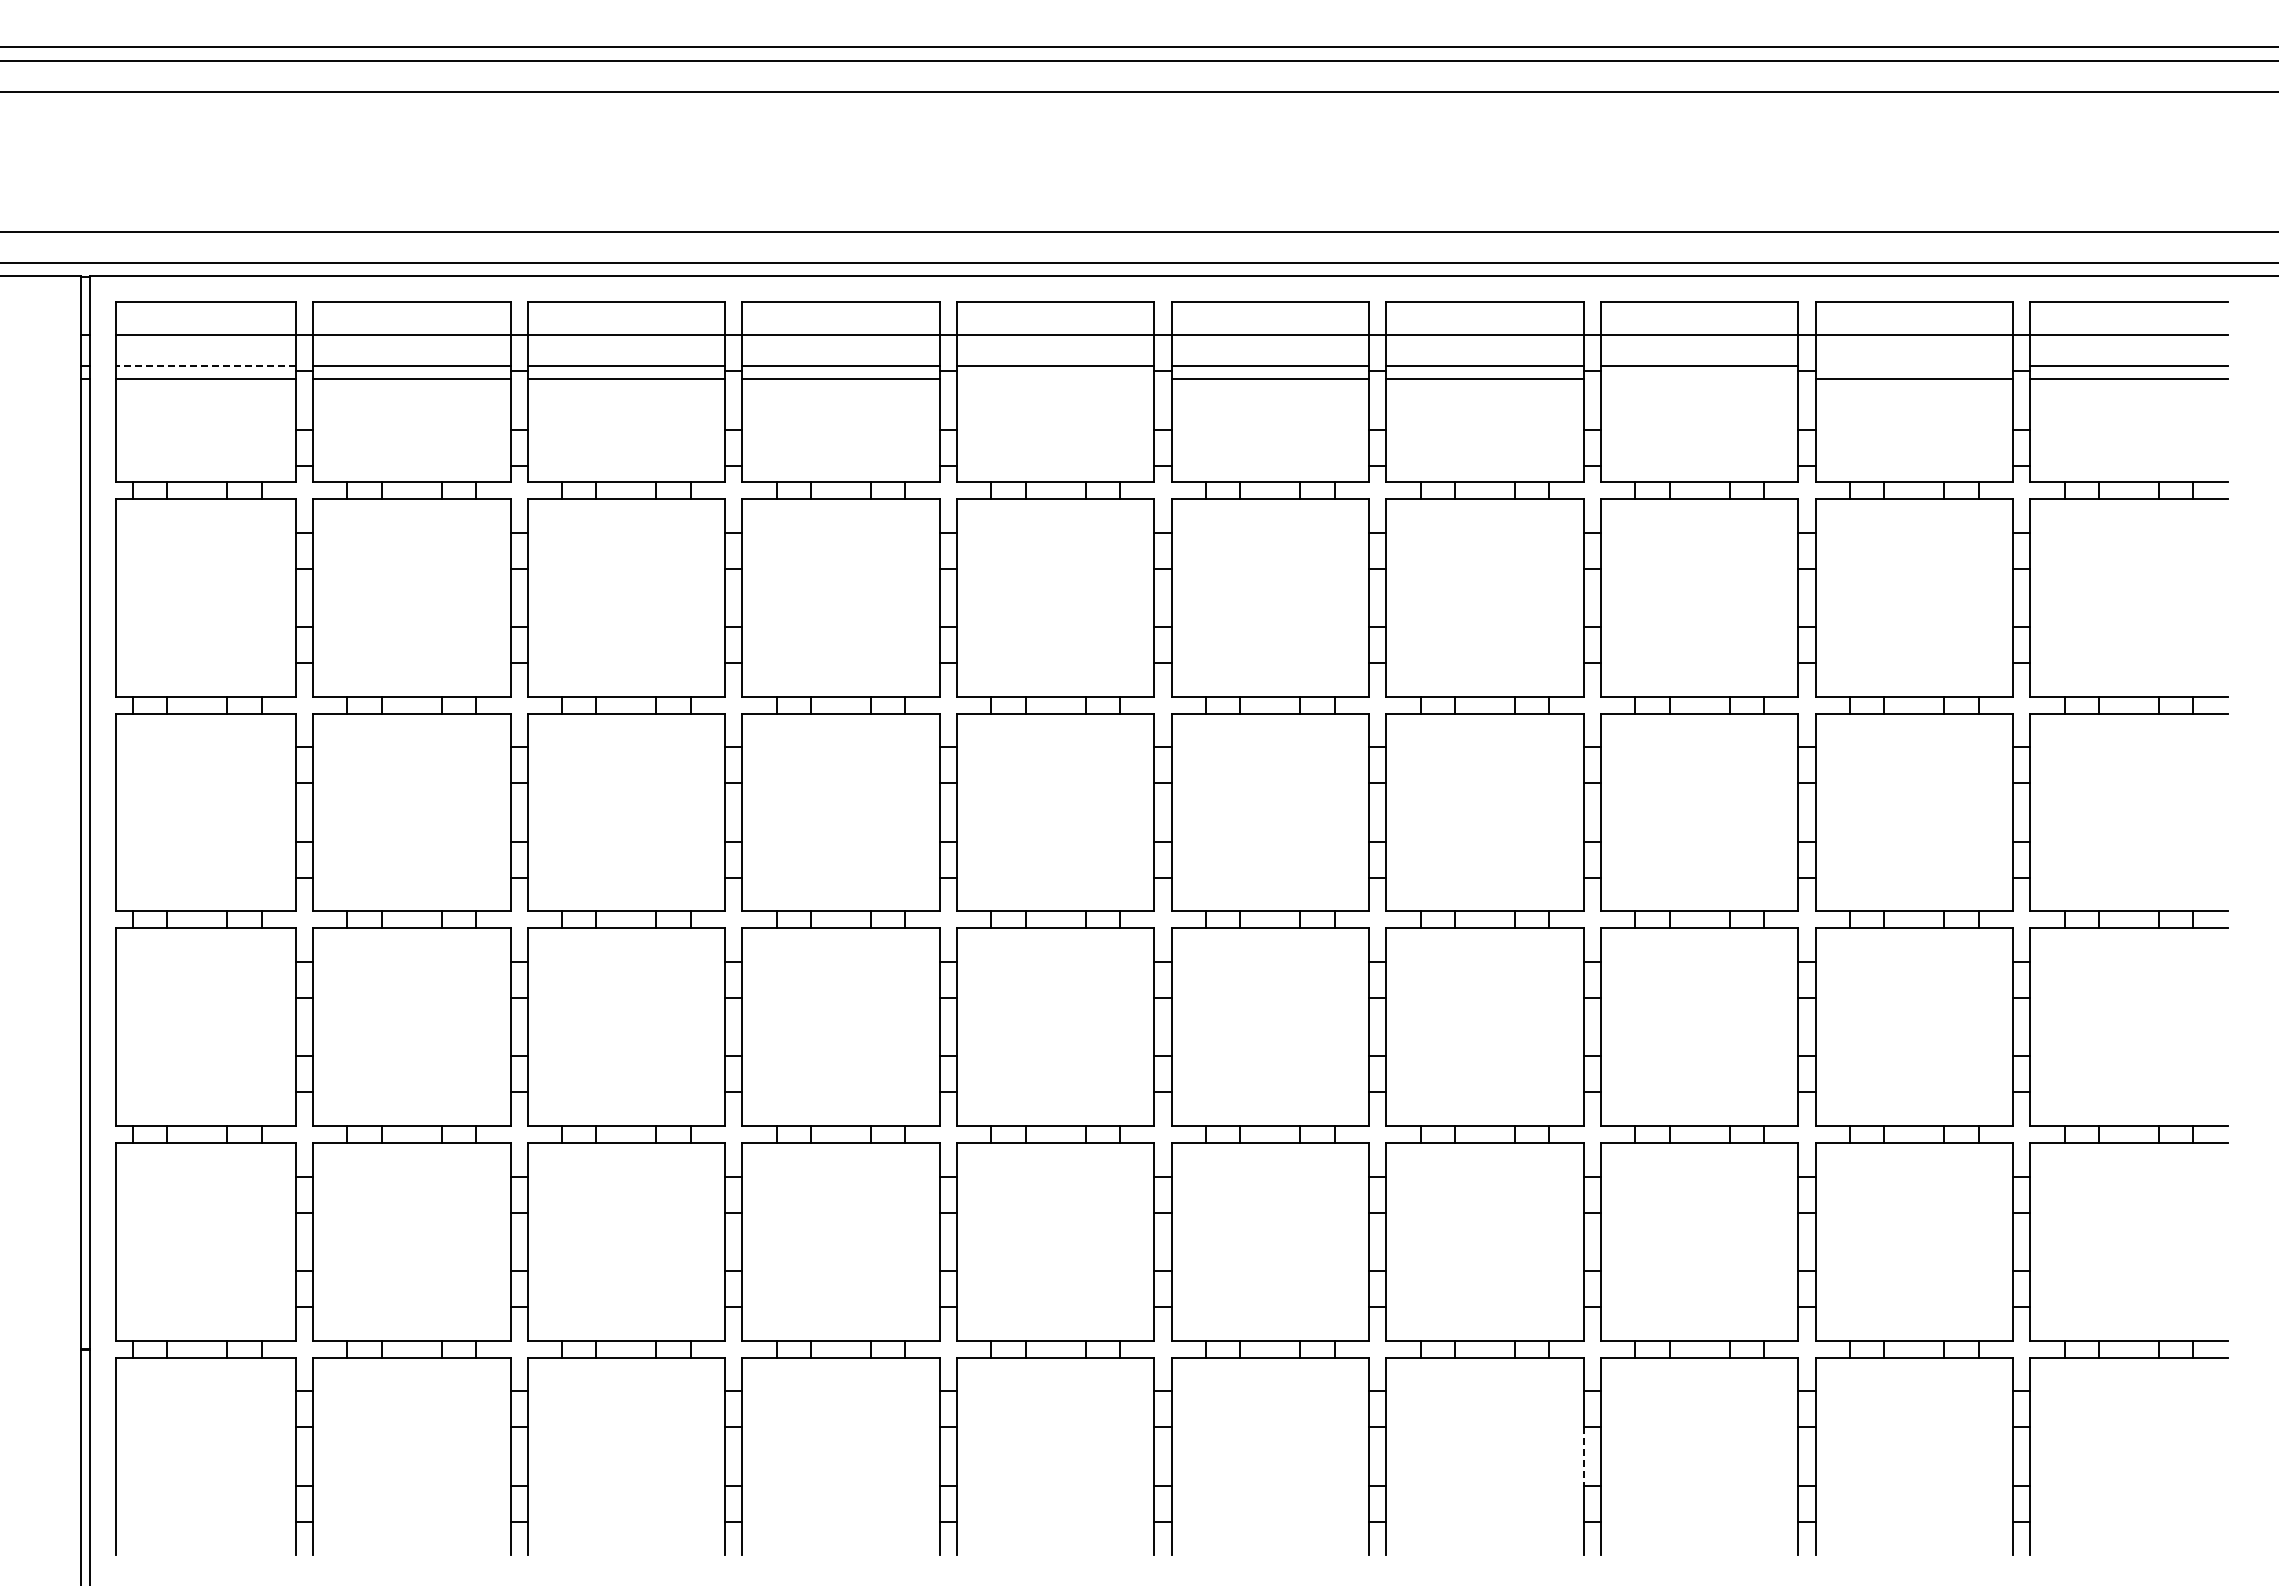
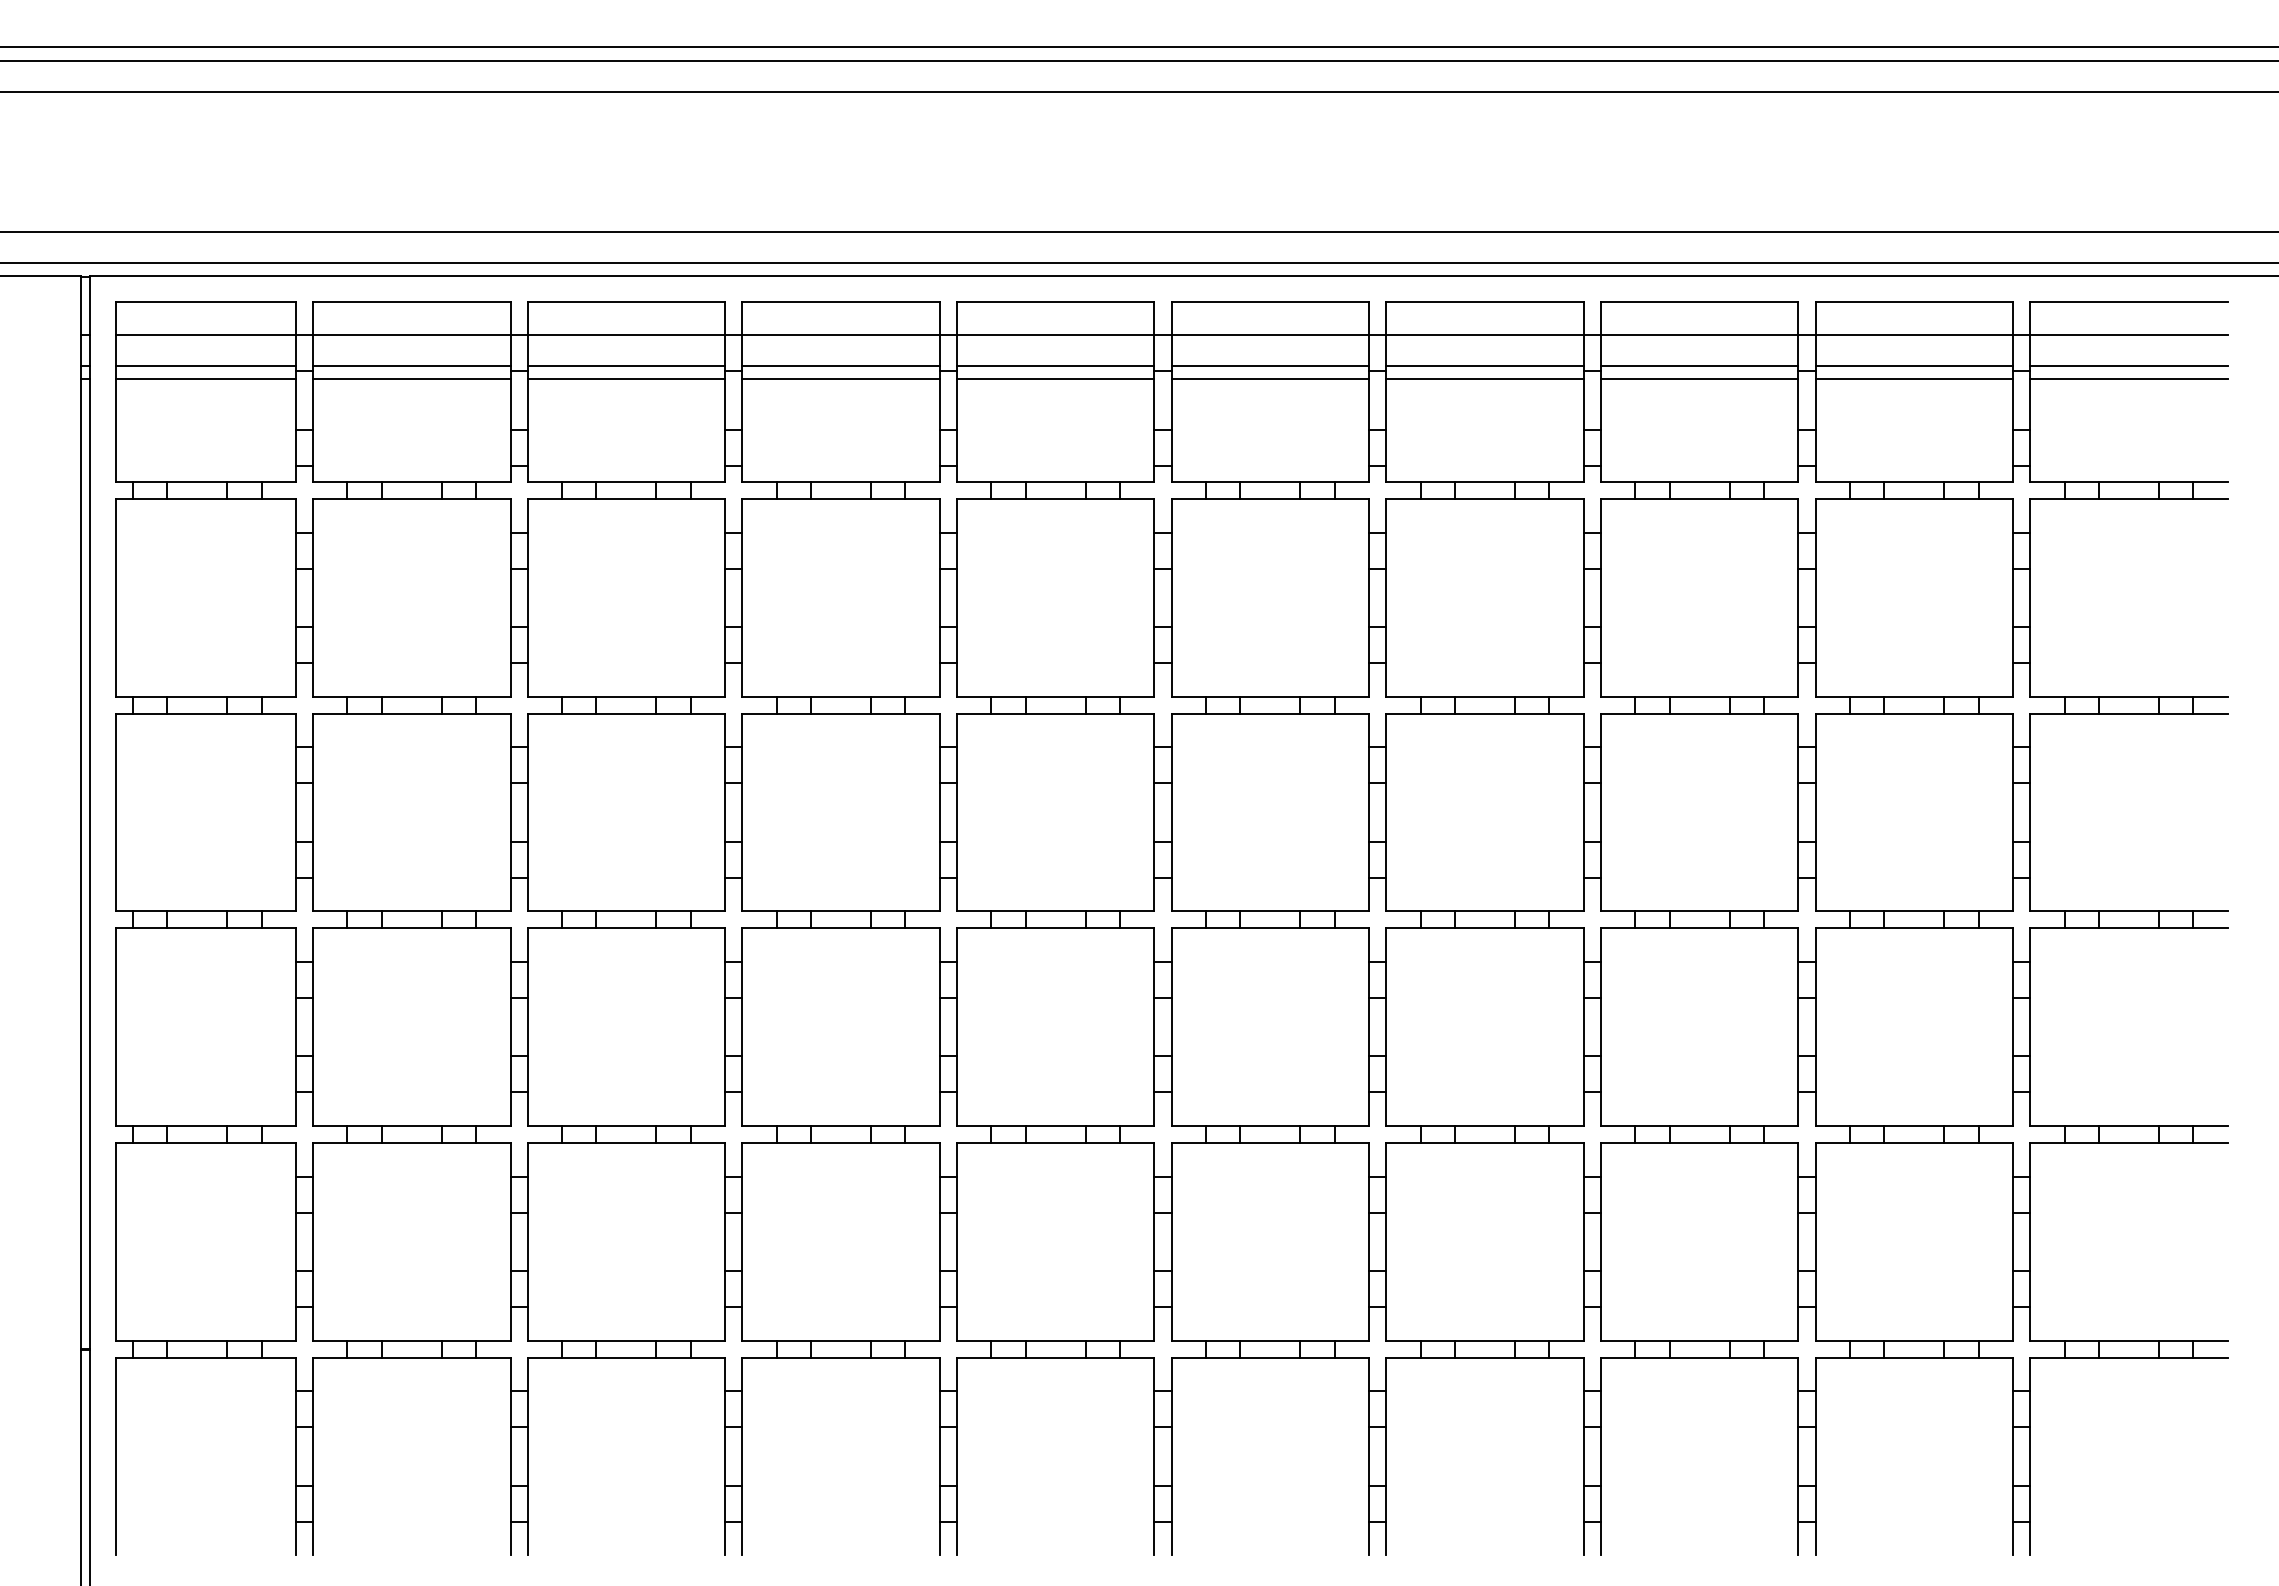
line: dashed -> solid (205, 366)
line: none -> present (1914, 366)
line: none -> present (1055, 379)
line: none -> present (1699, 379)
line: dashed -> solid (1583, 1457)
